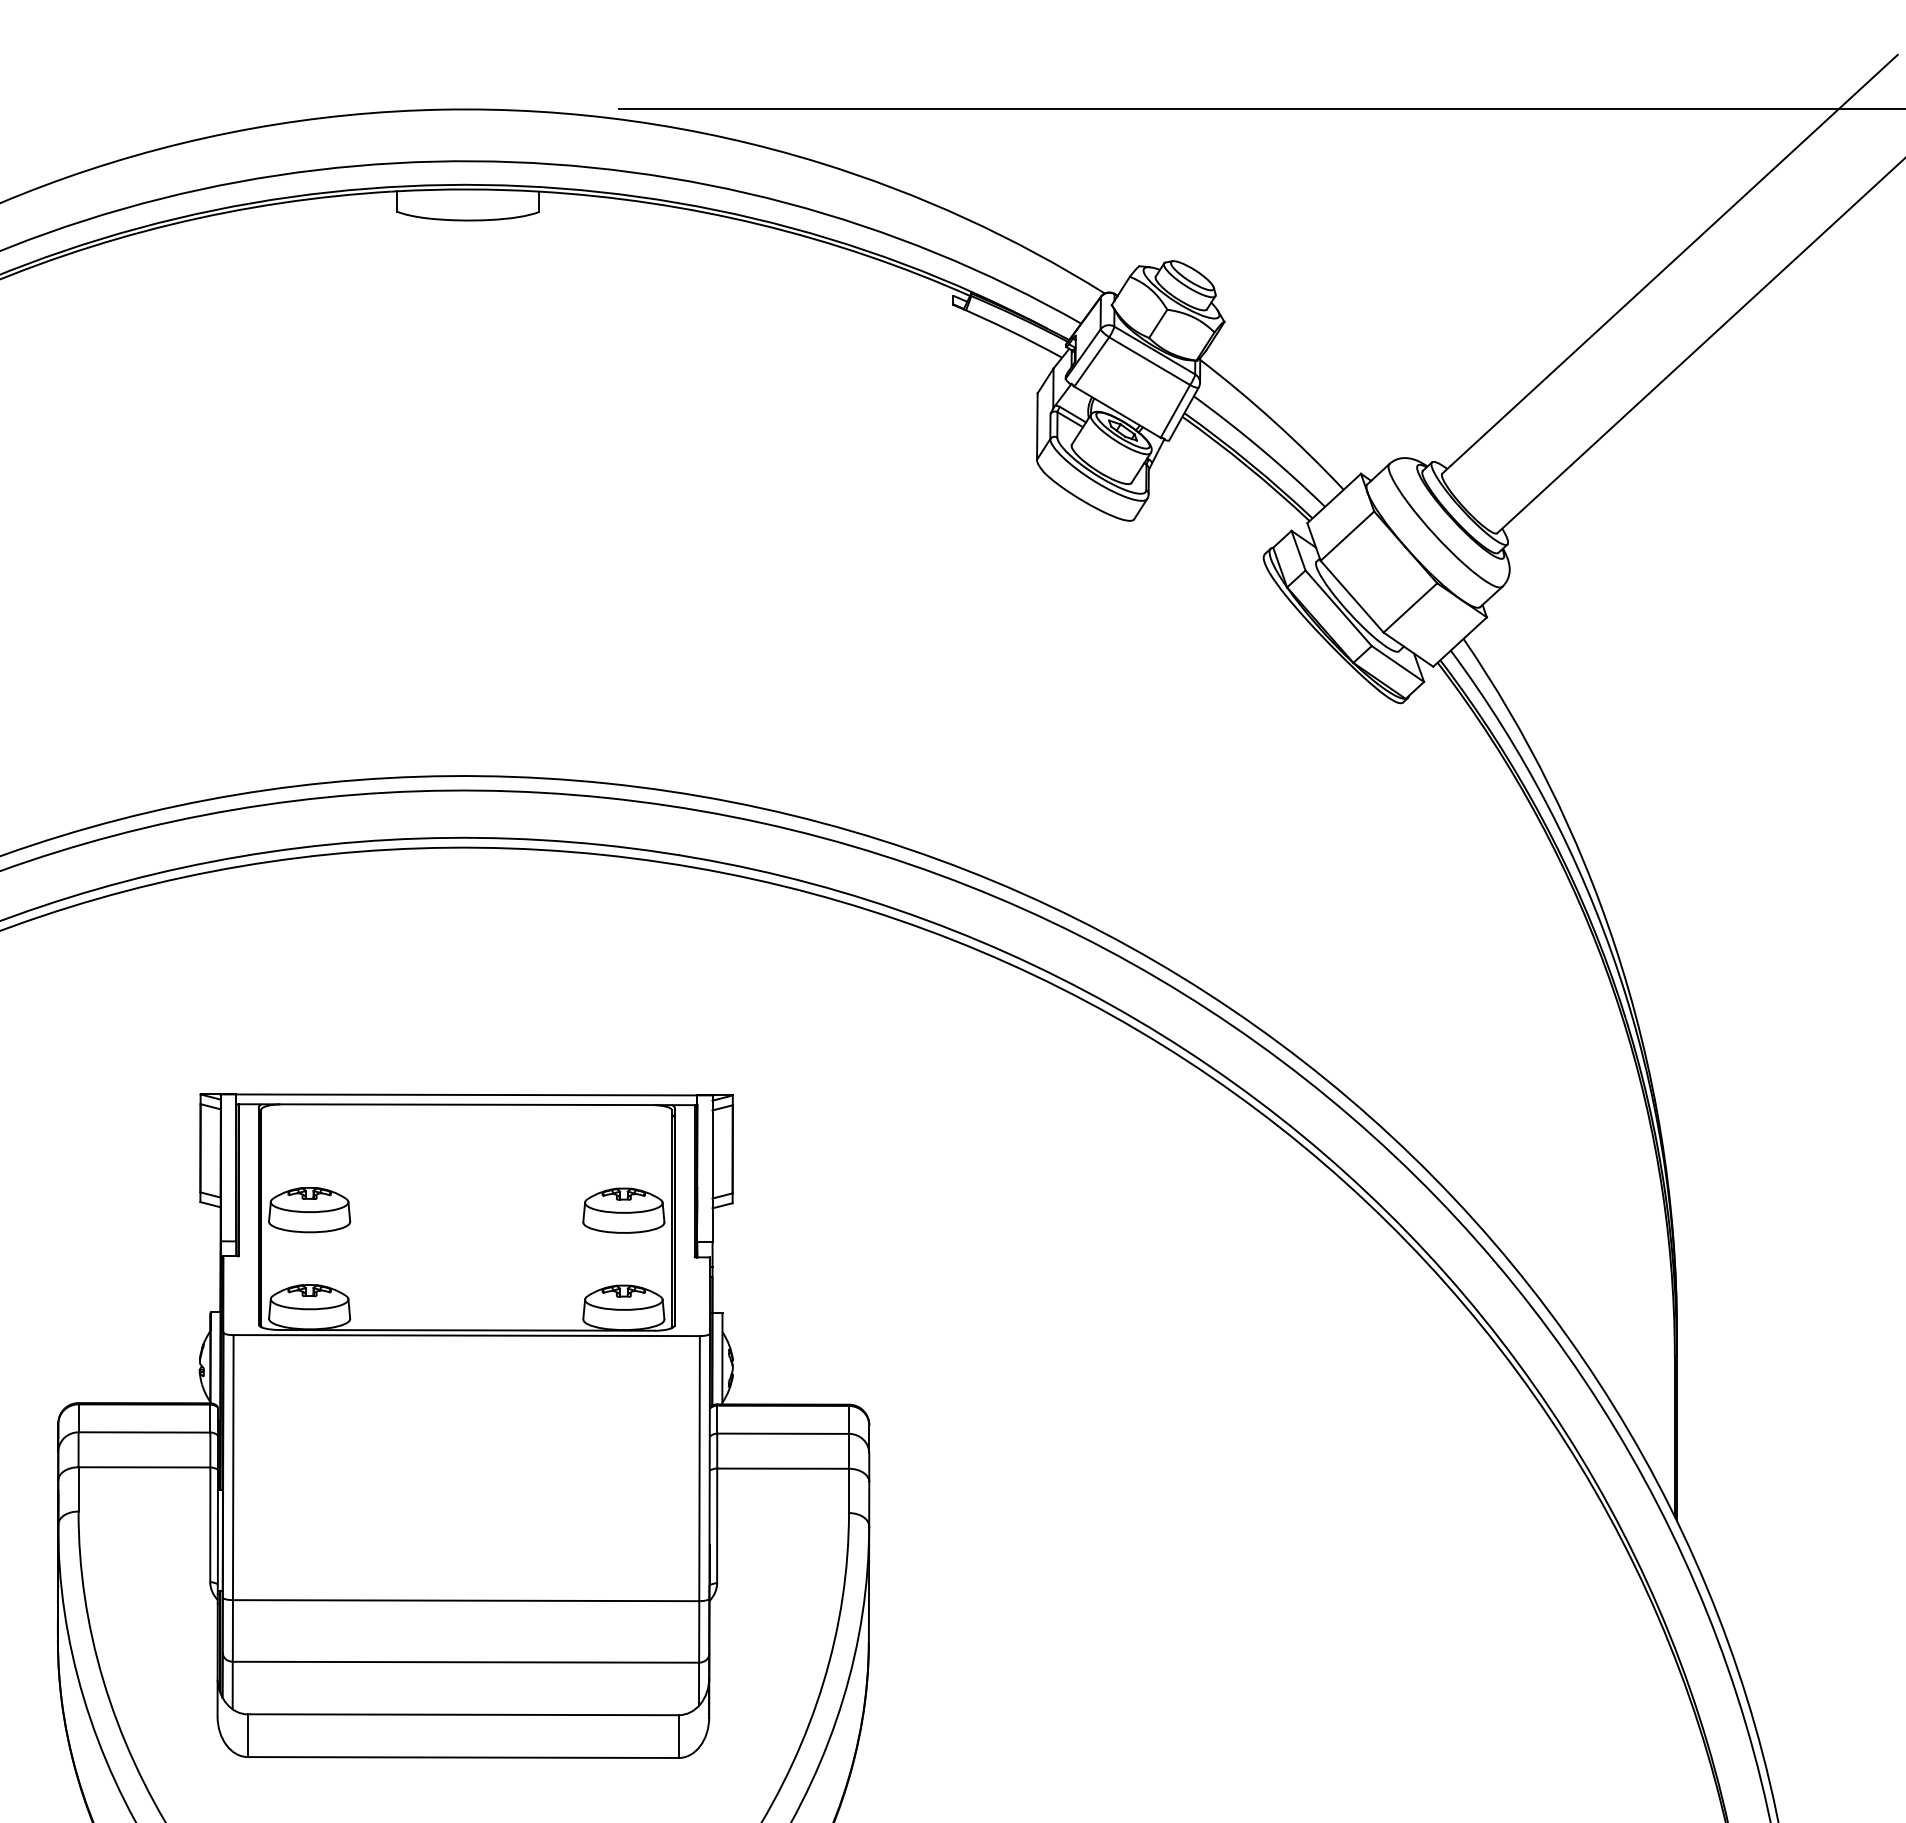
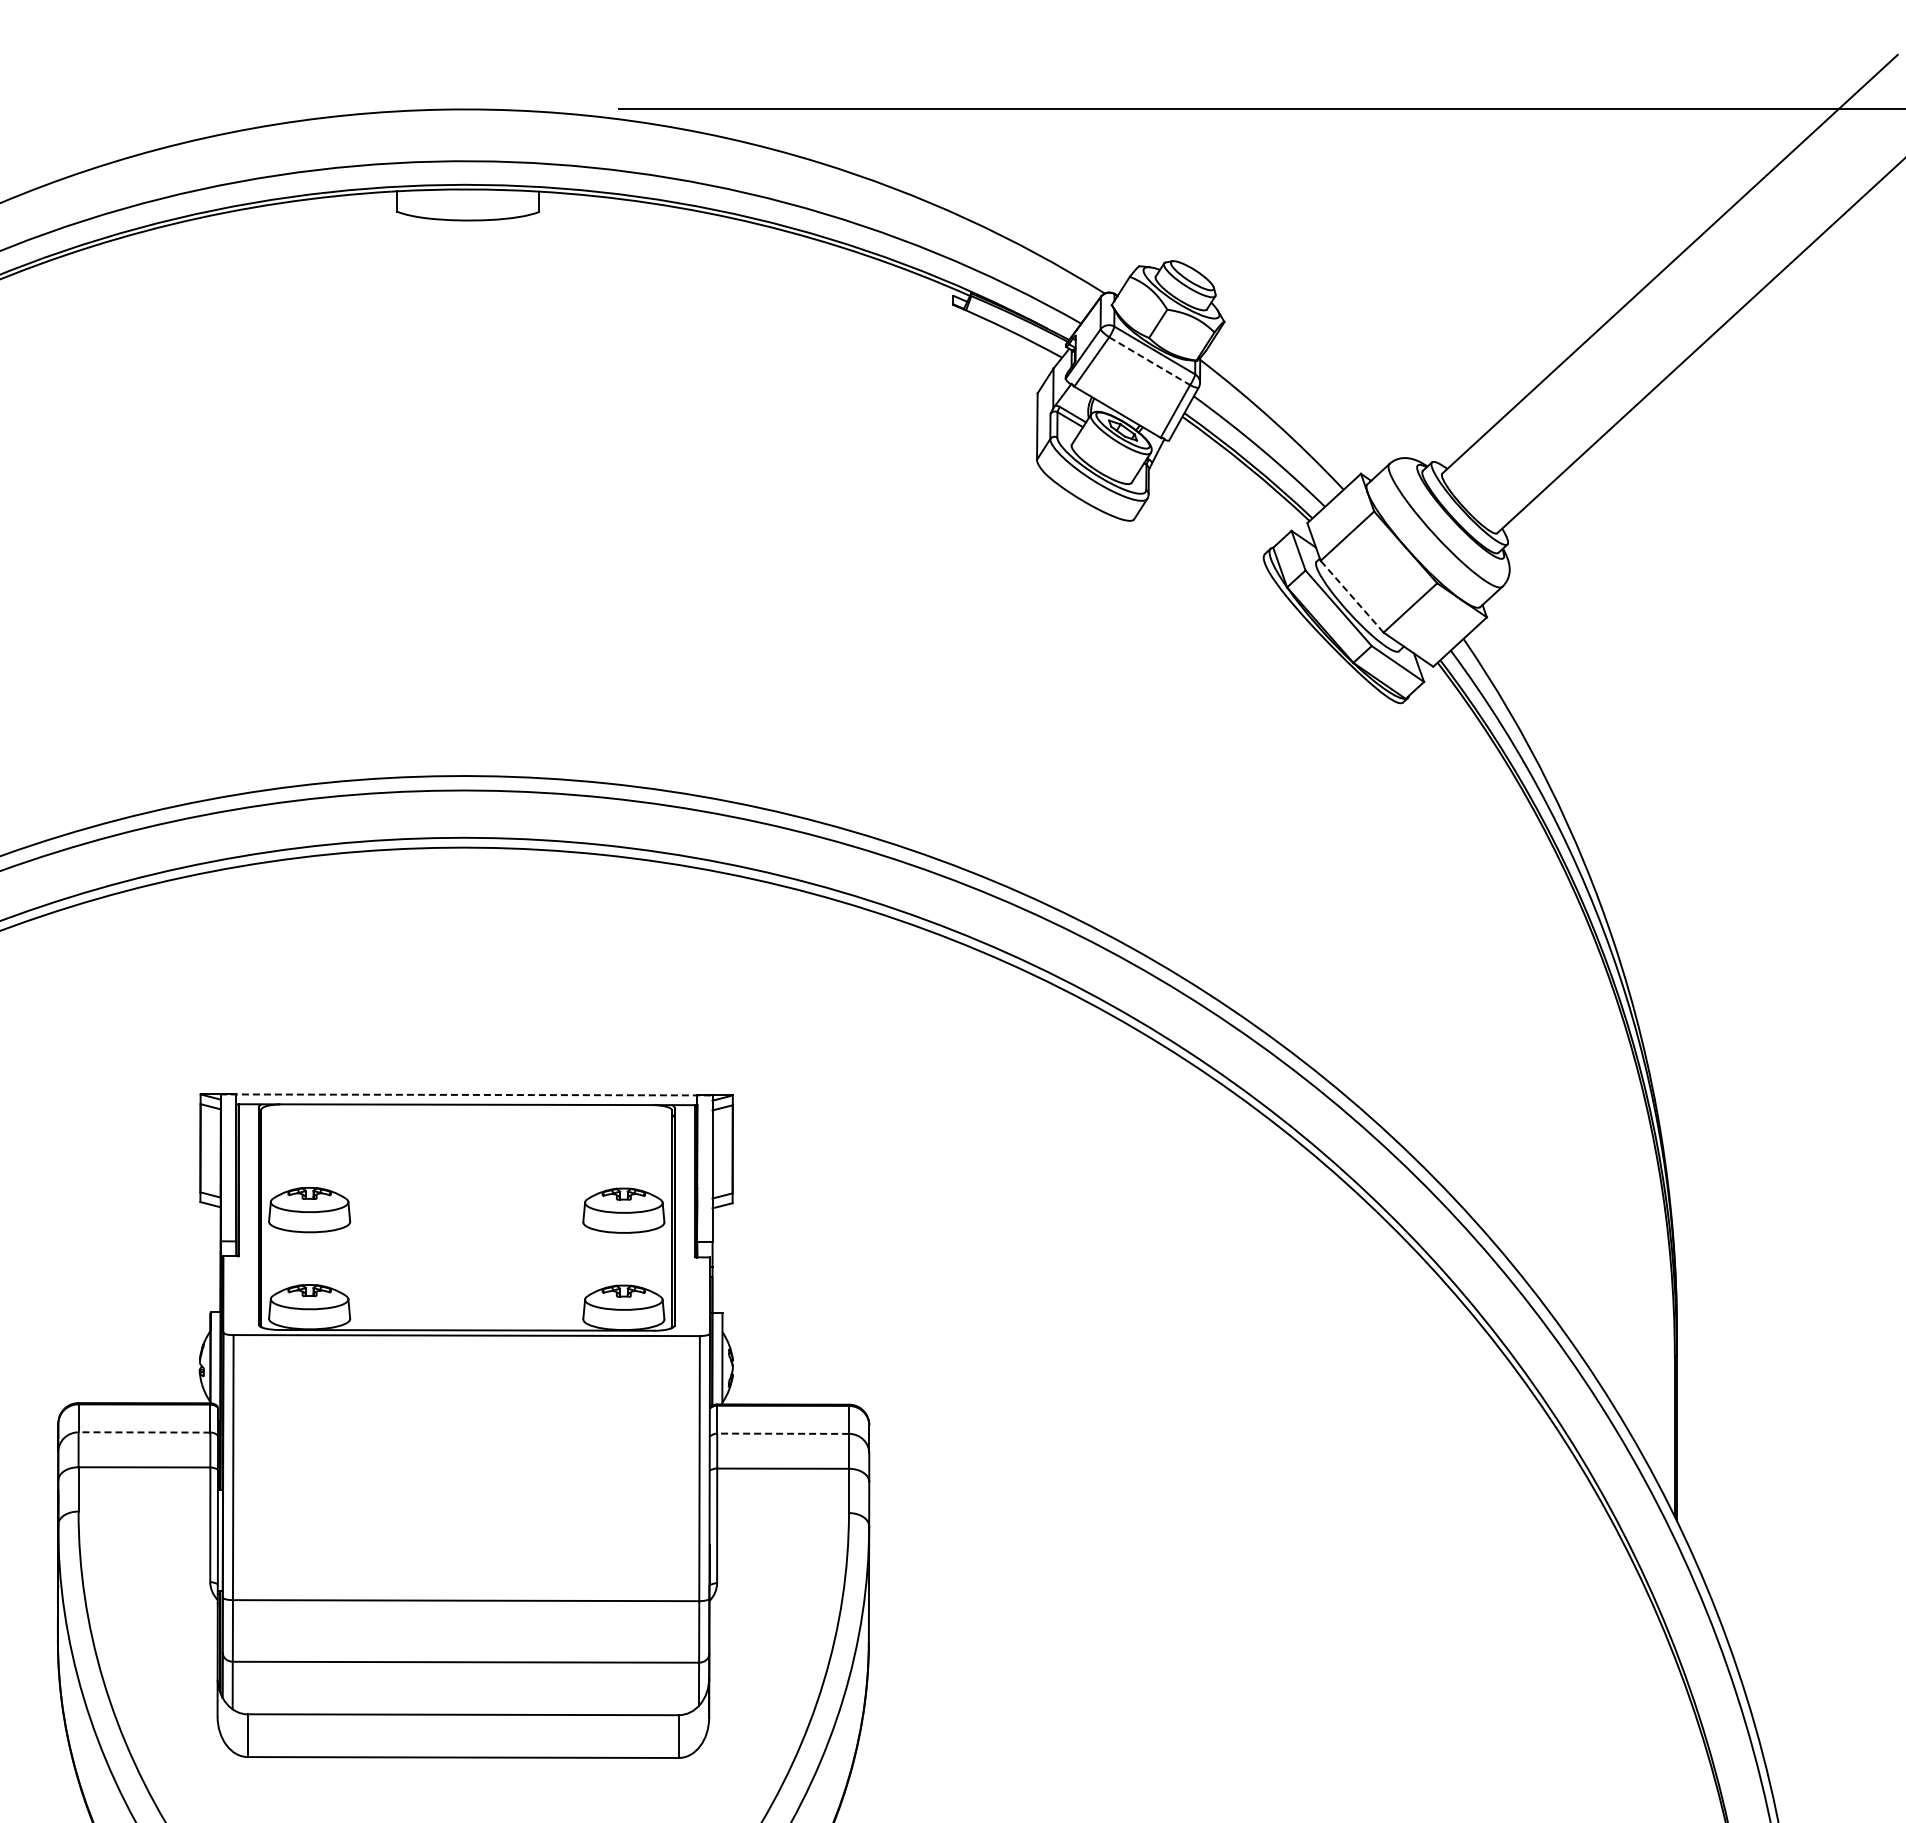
line: solid -> dashed (1149, 361)
line: solid -> dashed (1352, 596)
line: solid -> dashed (466, 1094)
line: solid -> dashed (144, 1432)
line: solid -> dashed (783, 1433)
